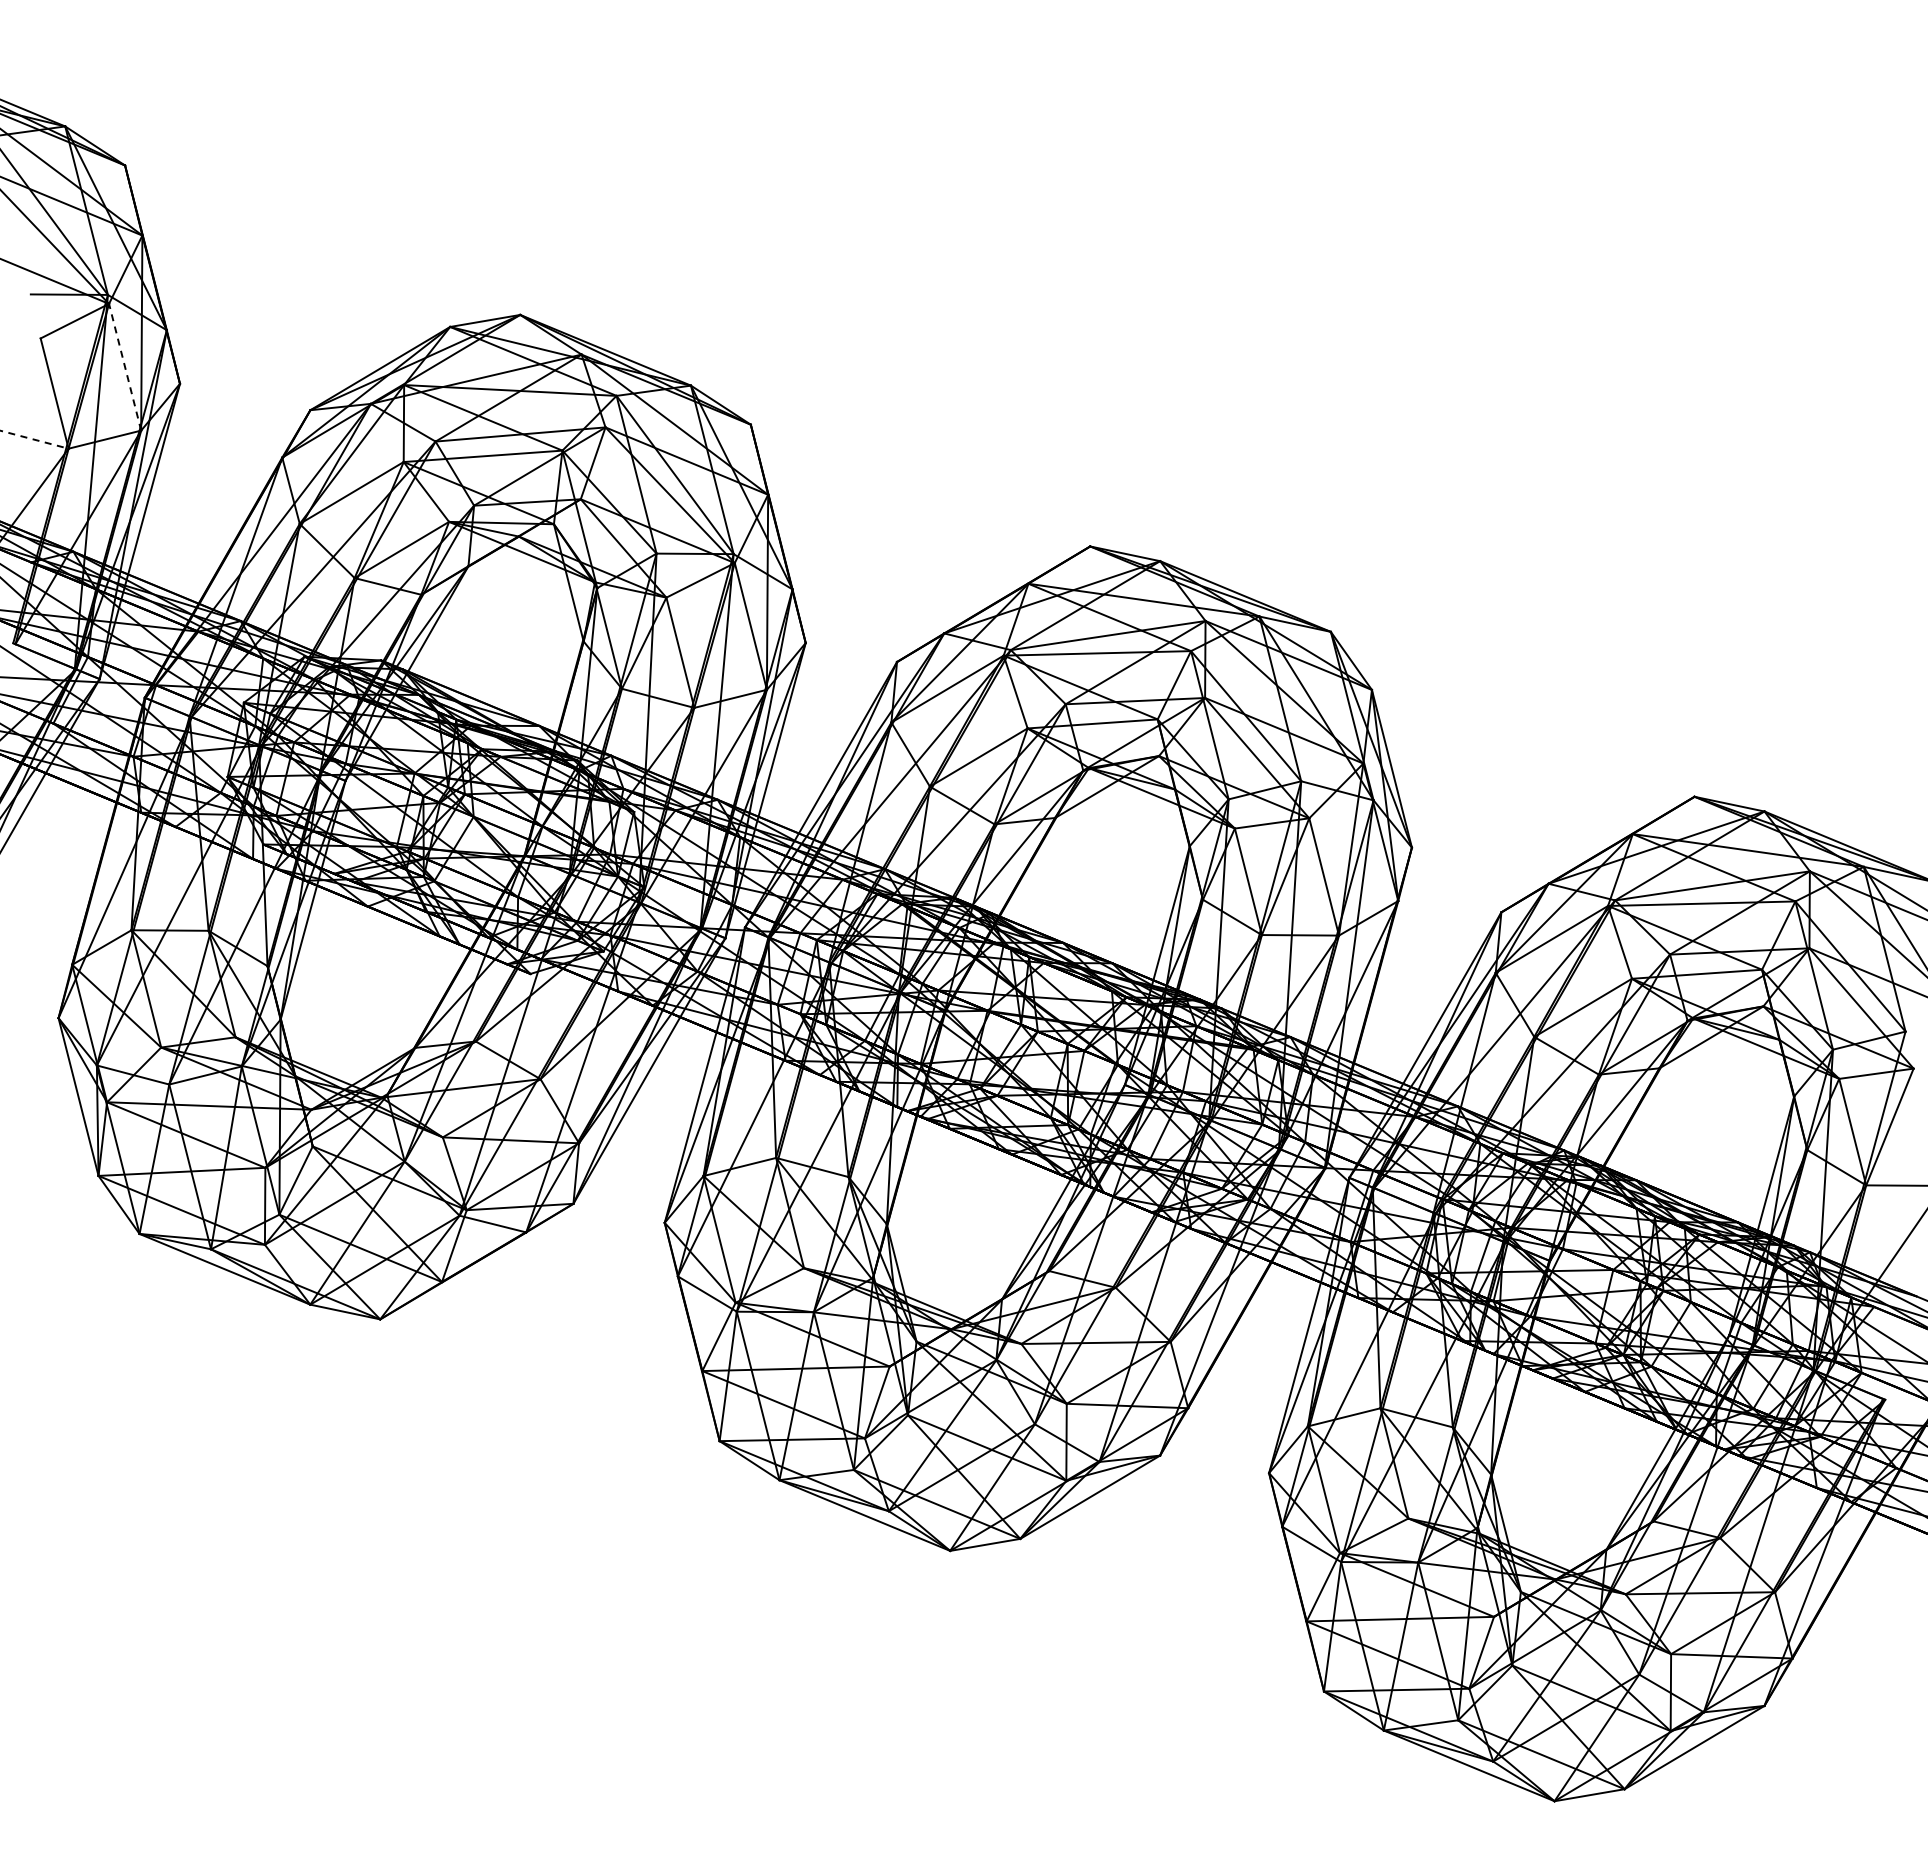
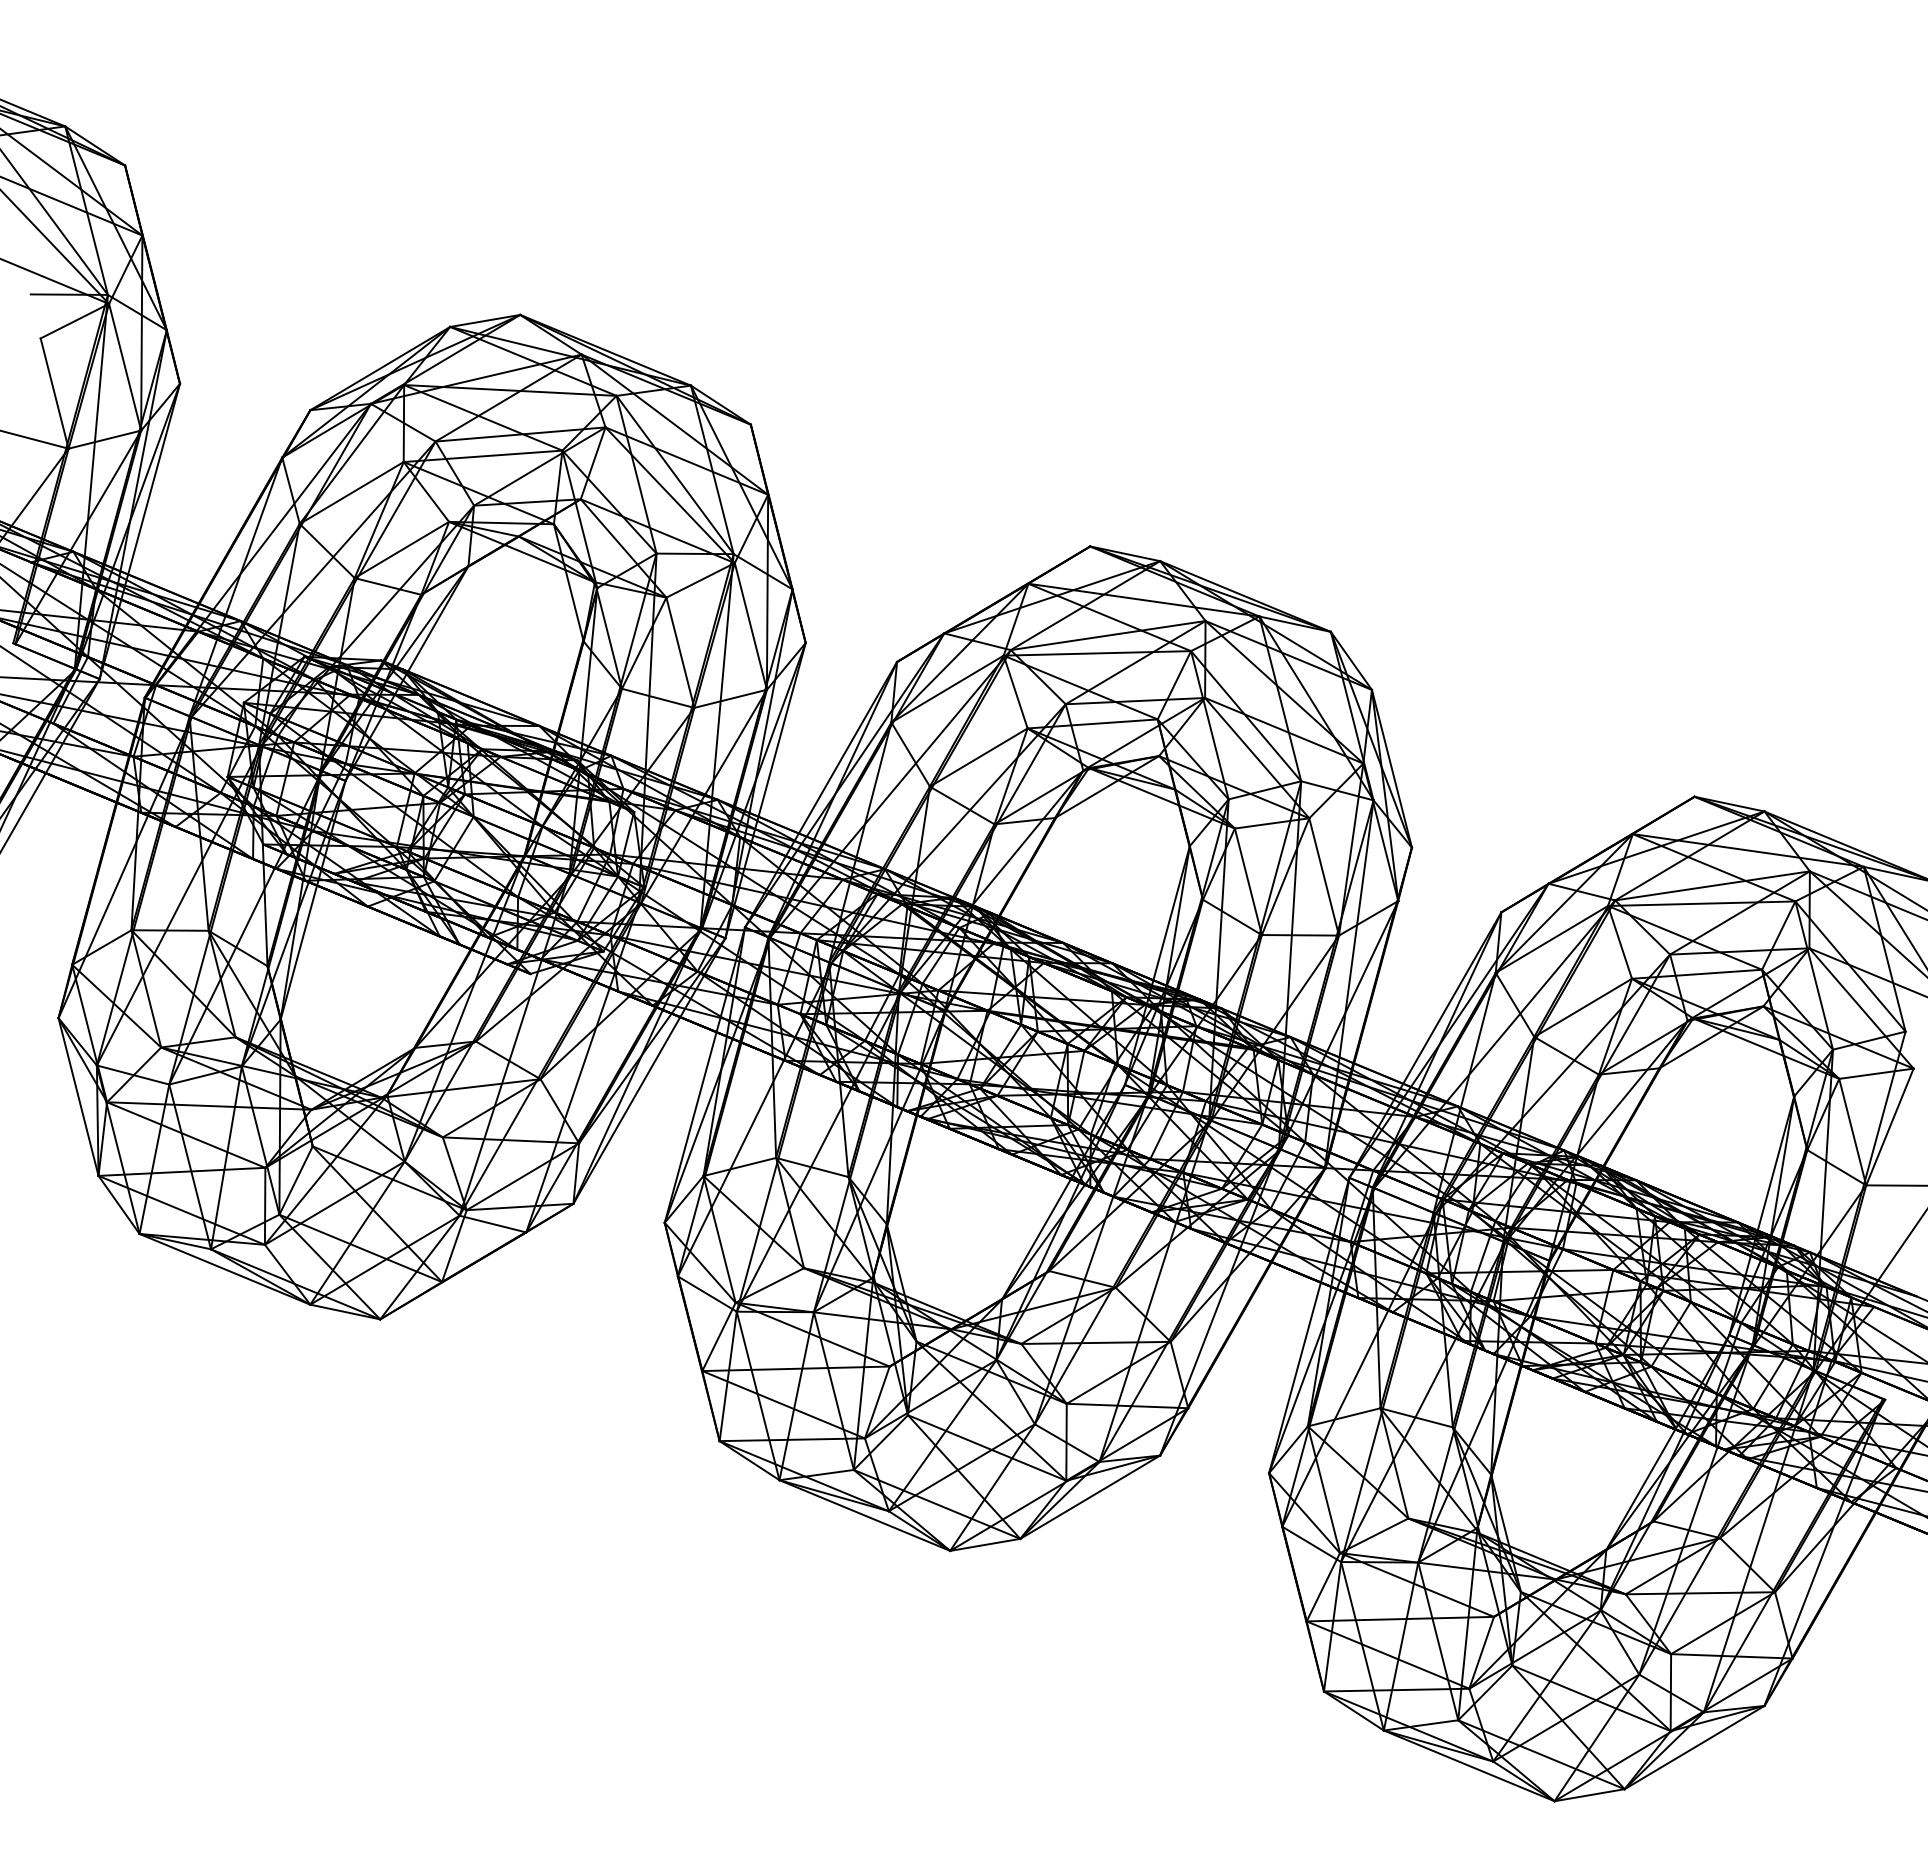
line: dashed -> solid (125, 366)
line: dashed -> solid (34, 439)
